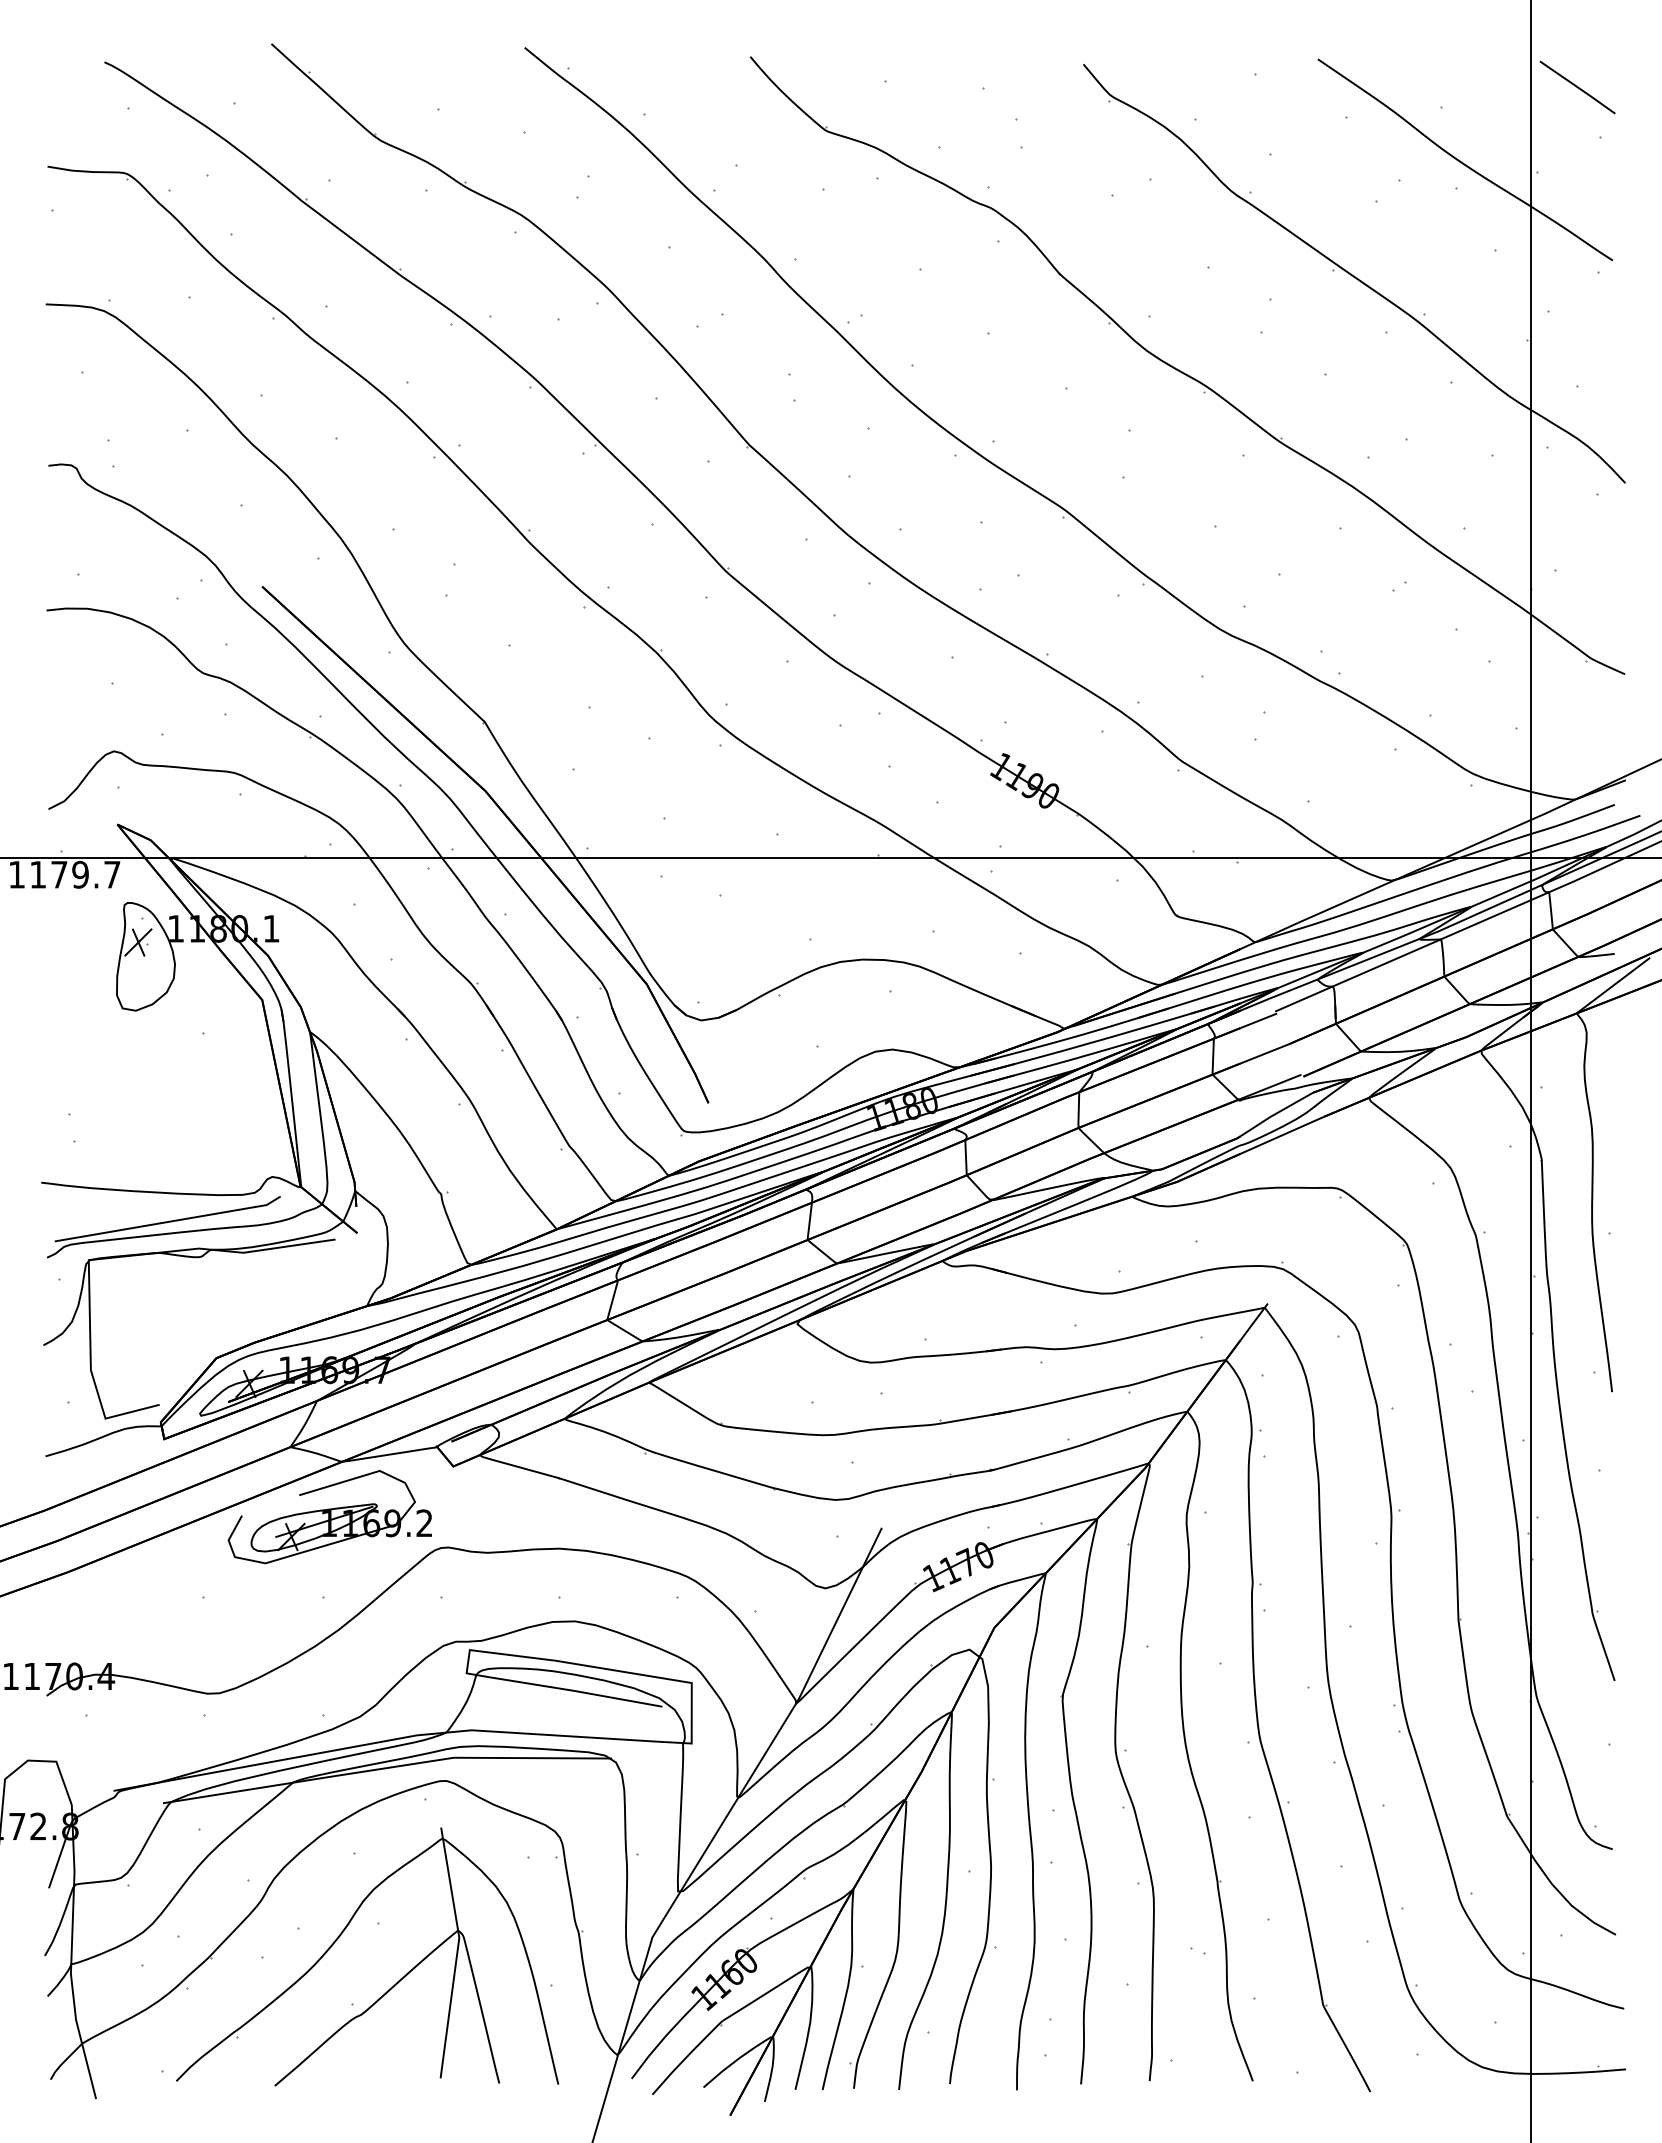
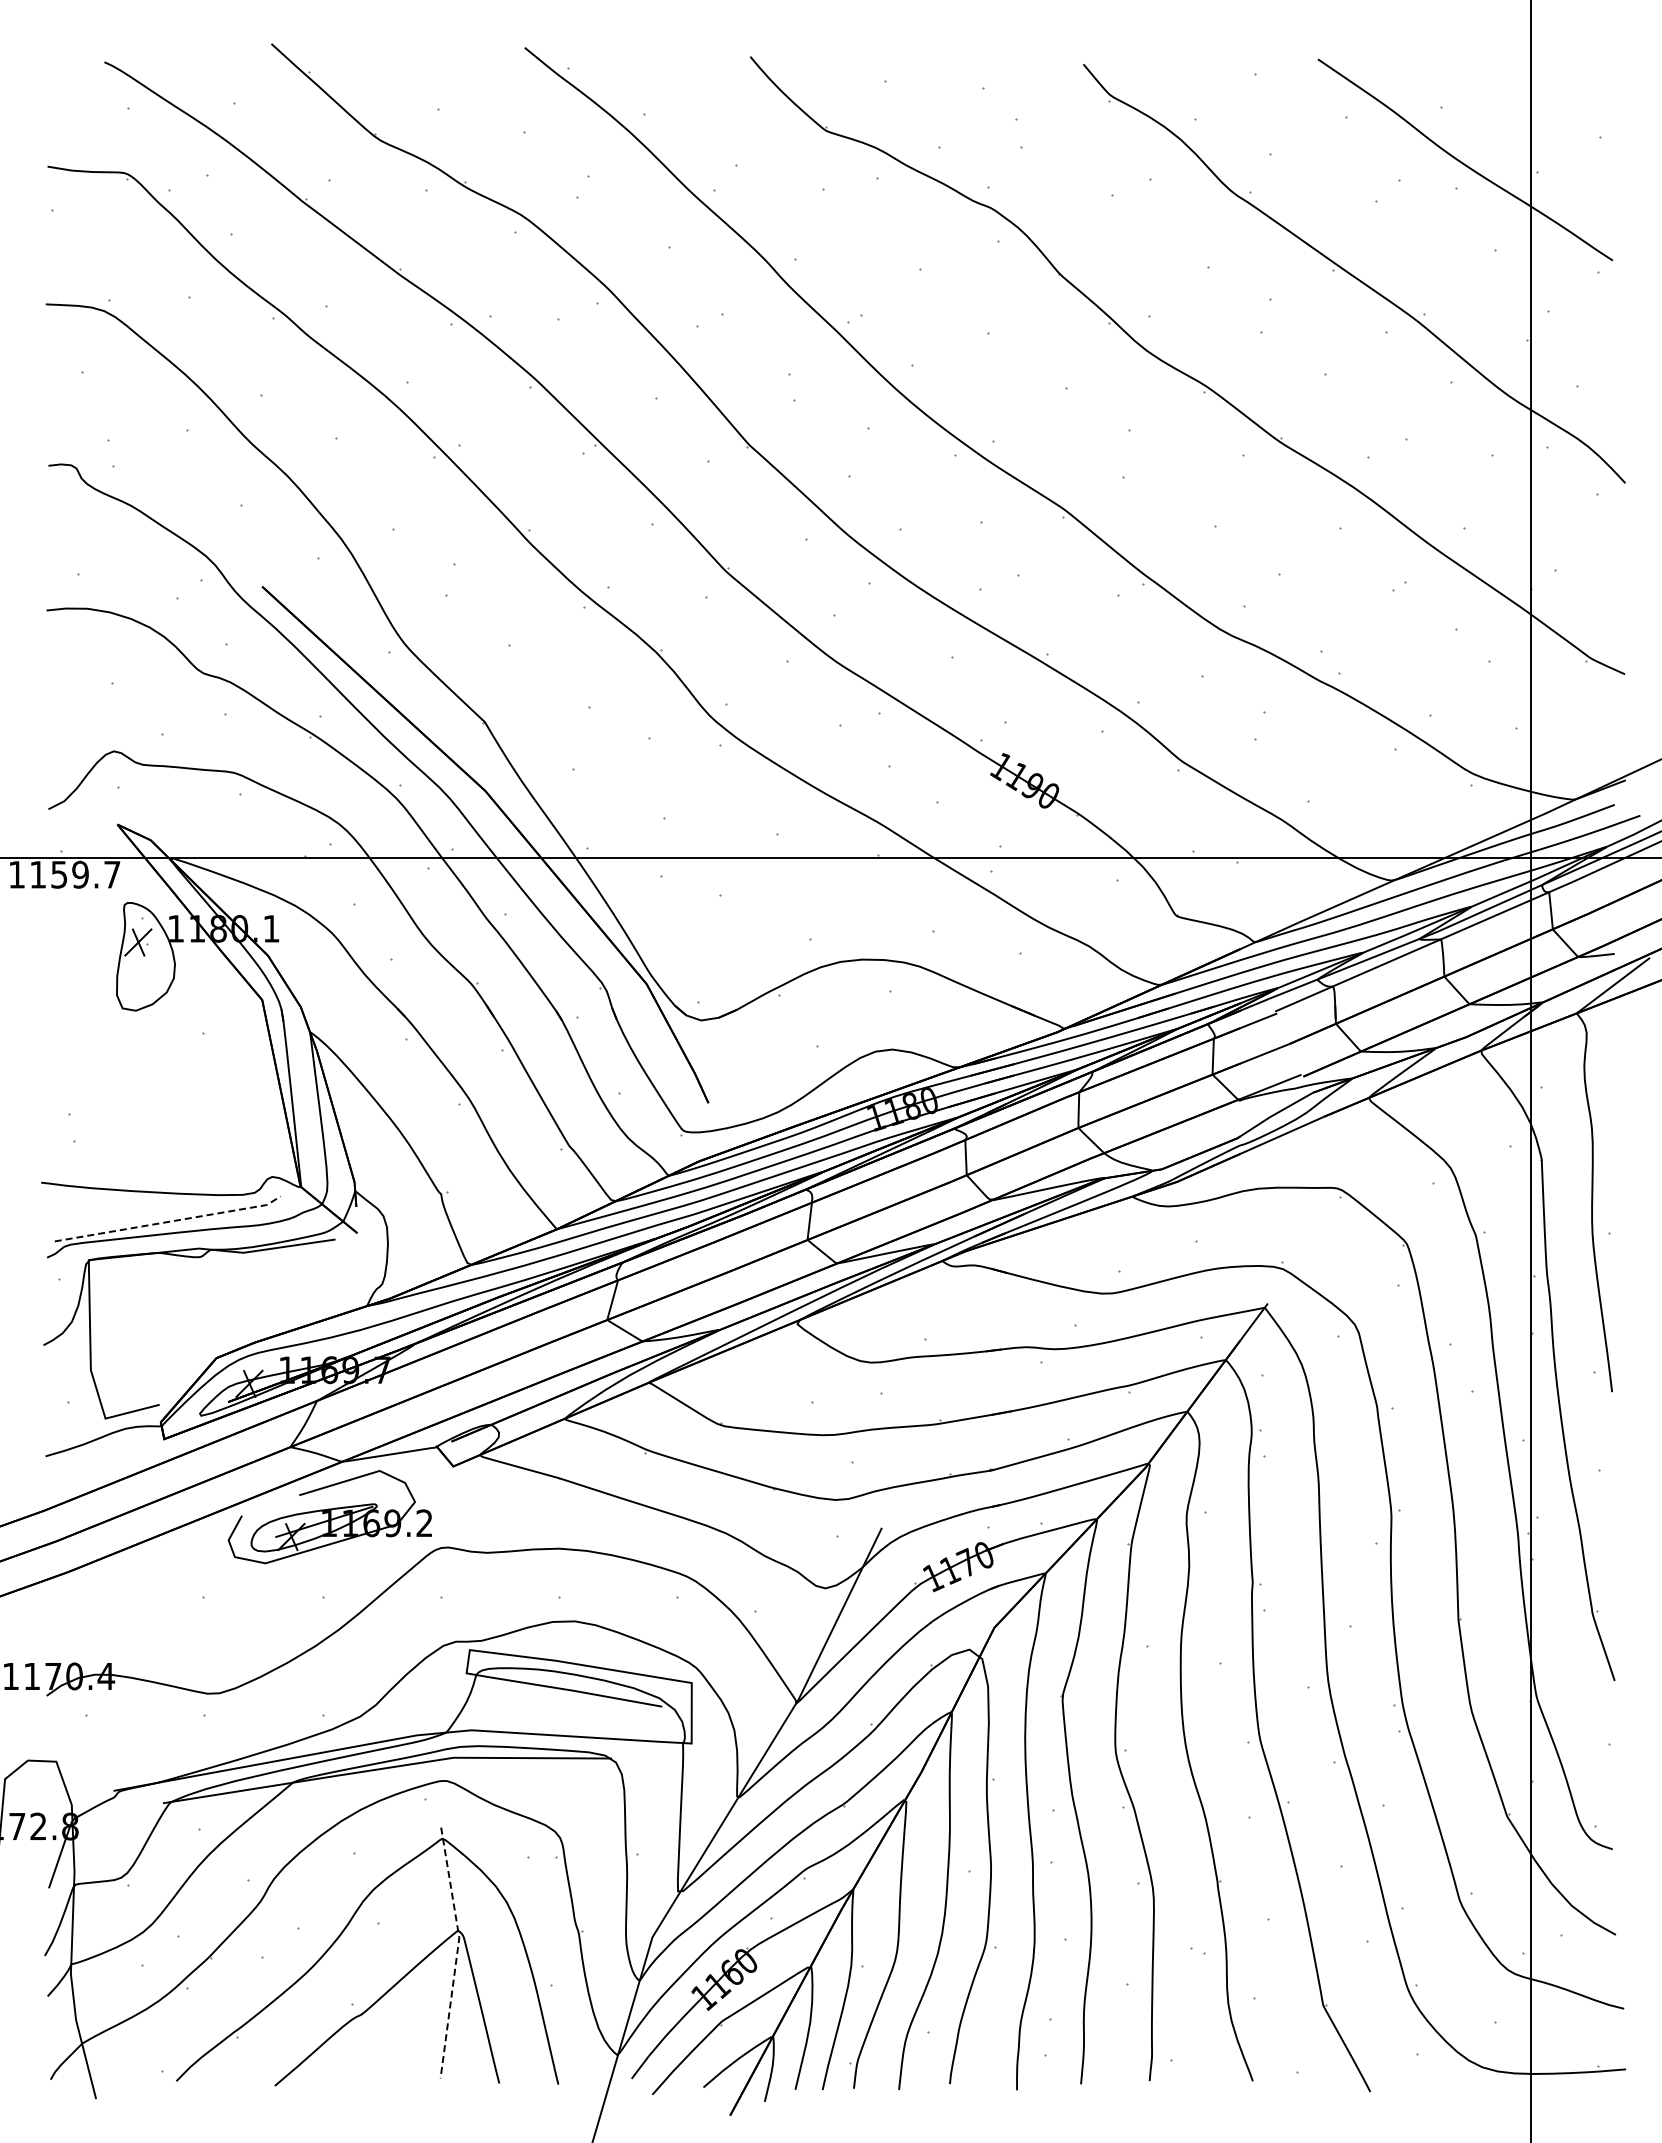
line: present -> none (1577, 87)
text: 1179.7 -> 1159.7 (59, 874)
line: solid -> dashed (169, 1221)
line: solid -> dashed (457, 1952)
